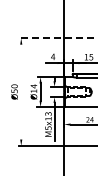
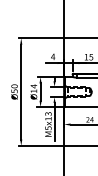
line: dashed -> solid (58, 38)
line: none -> present (21, 91)
